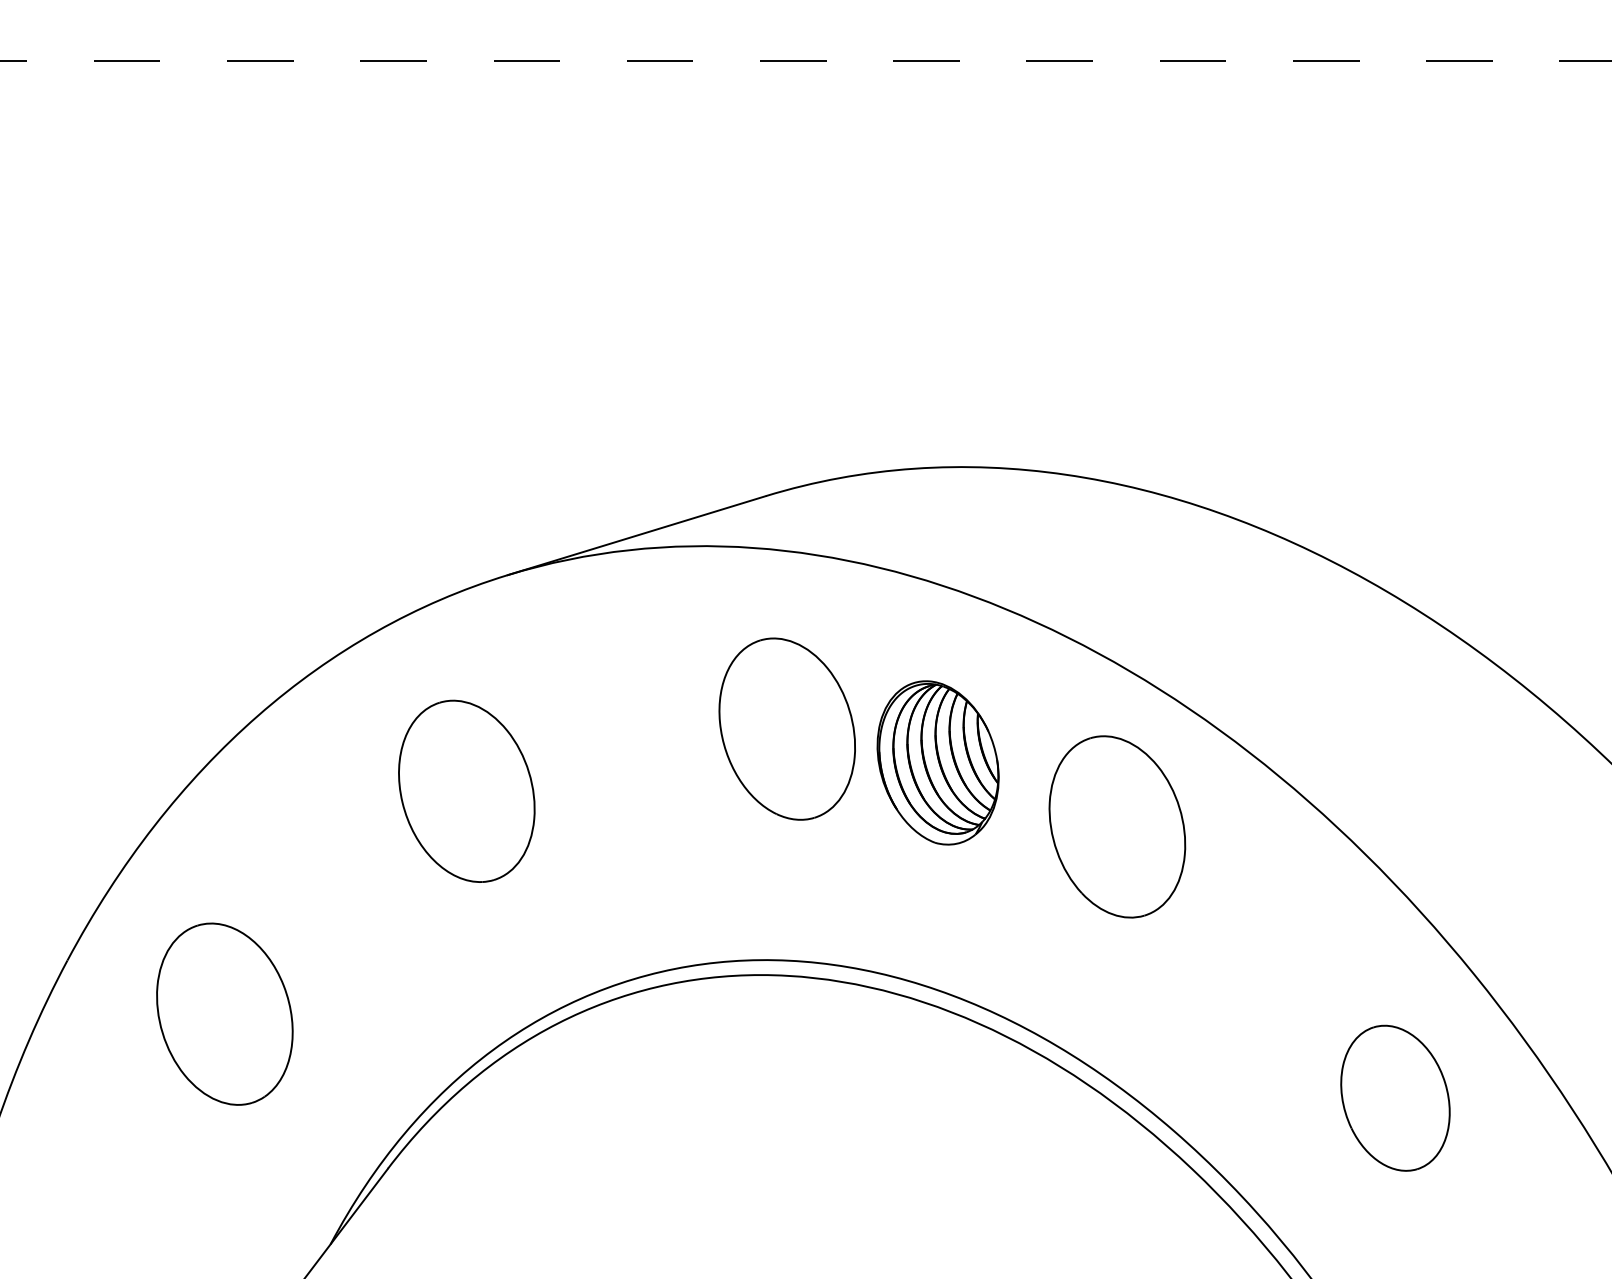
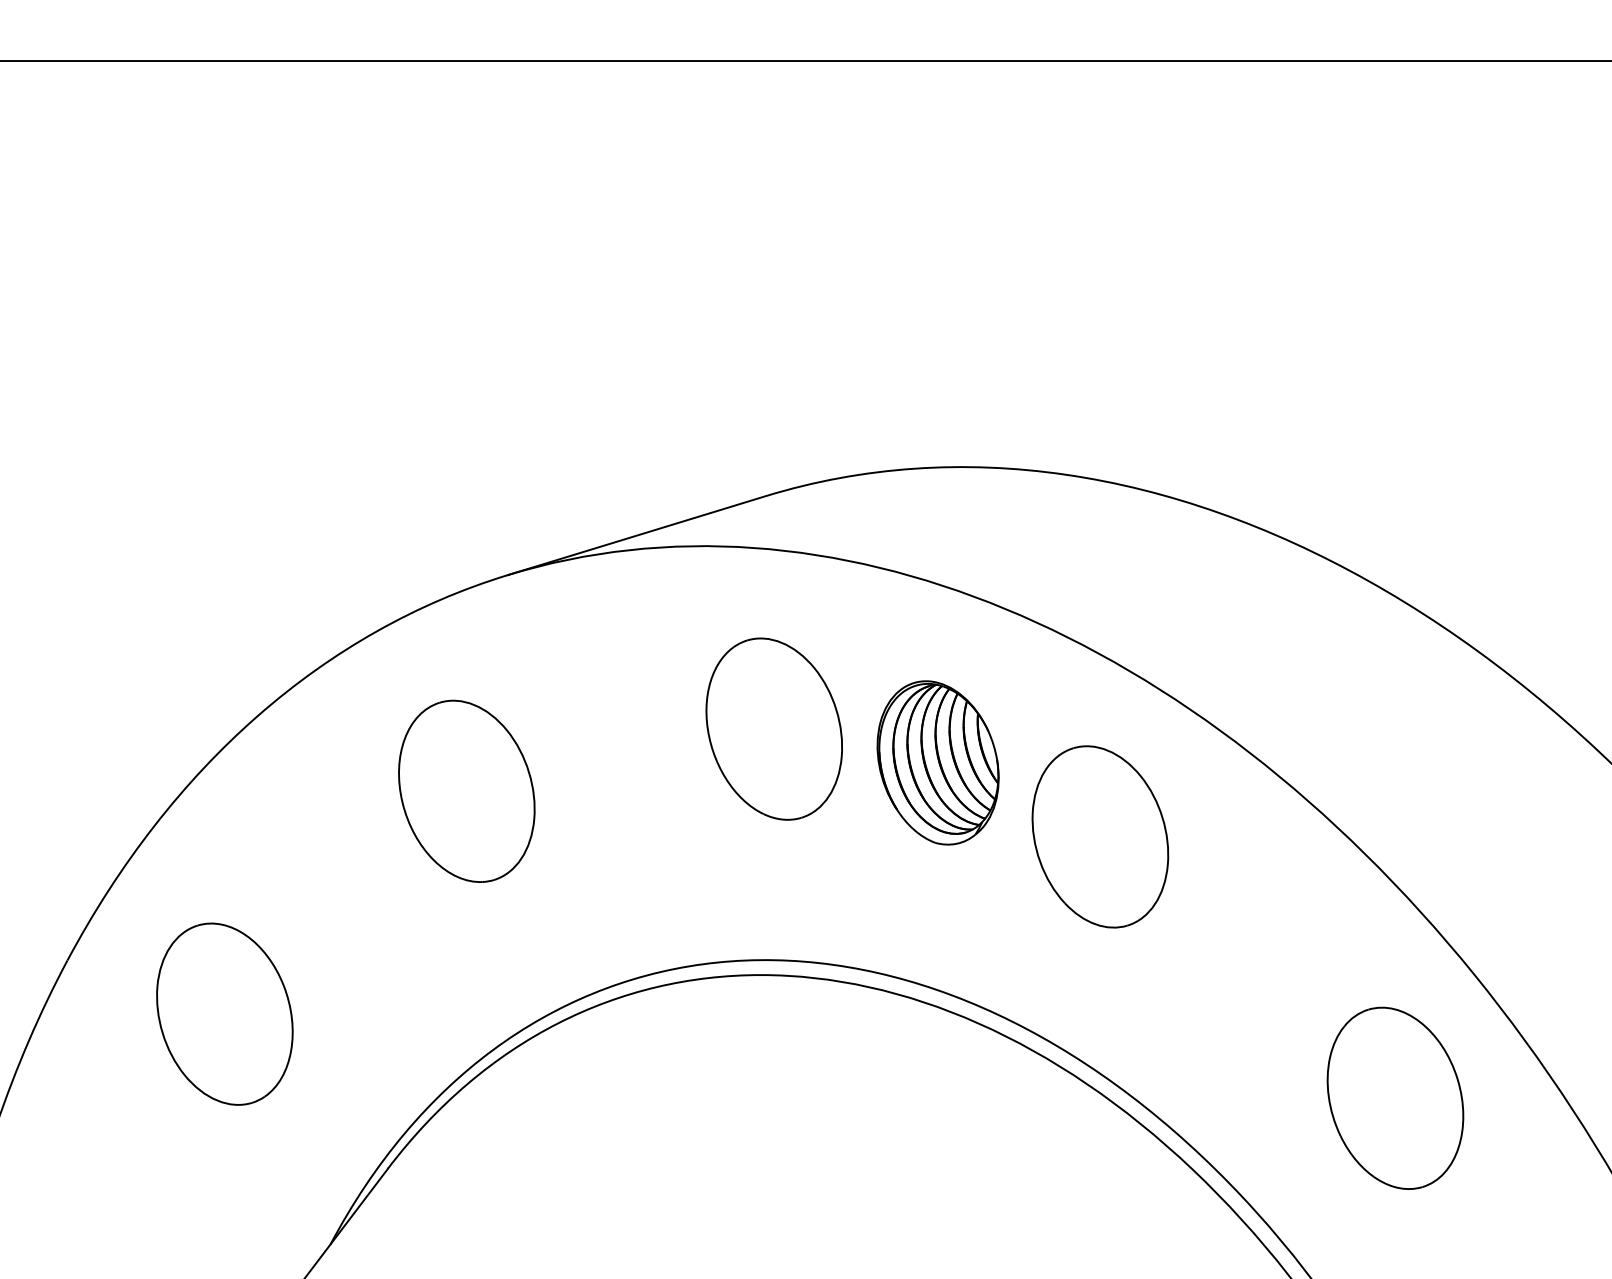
line: dashed -> solid (806, 60)
part position: (786, 728) -> (773, 728) (773, 728)
part position: (1117, 826) -> (1100, 836) (1100, 836)
part size: 111x148 px -> 139x184 px (1395, 1097)
